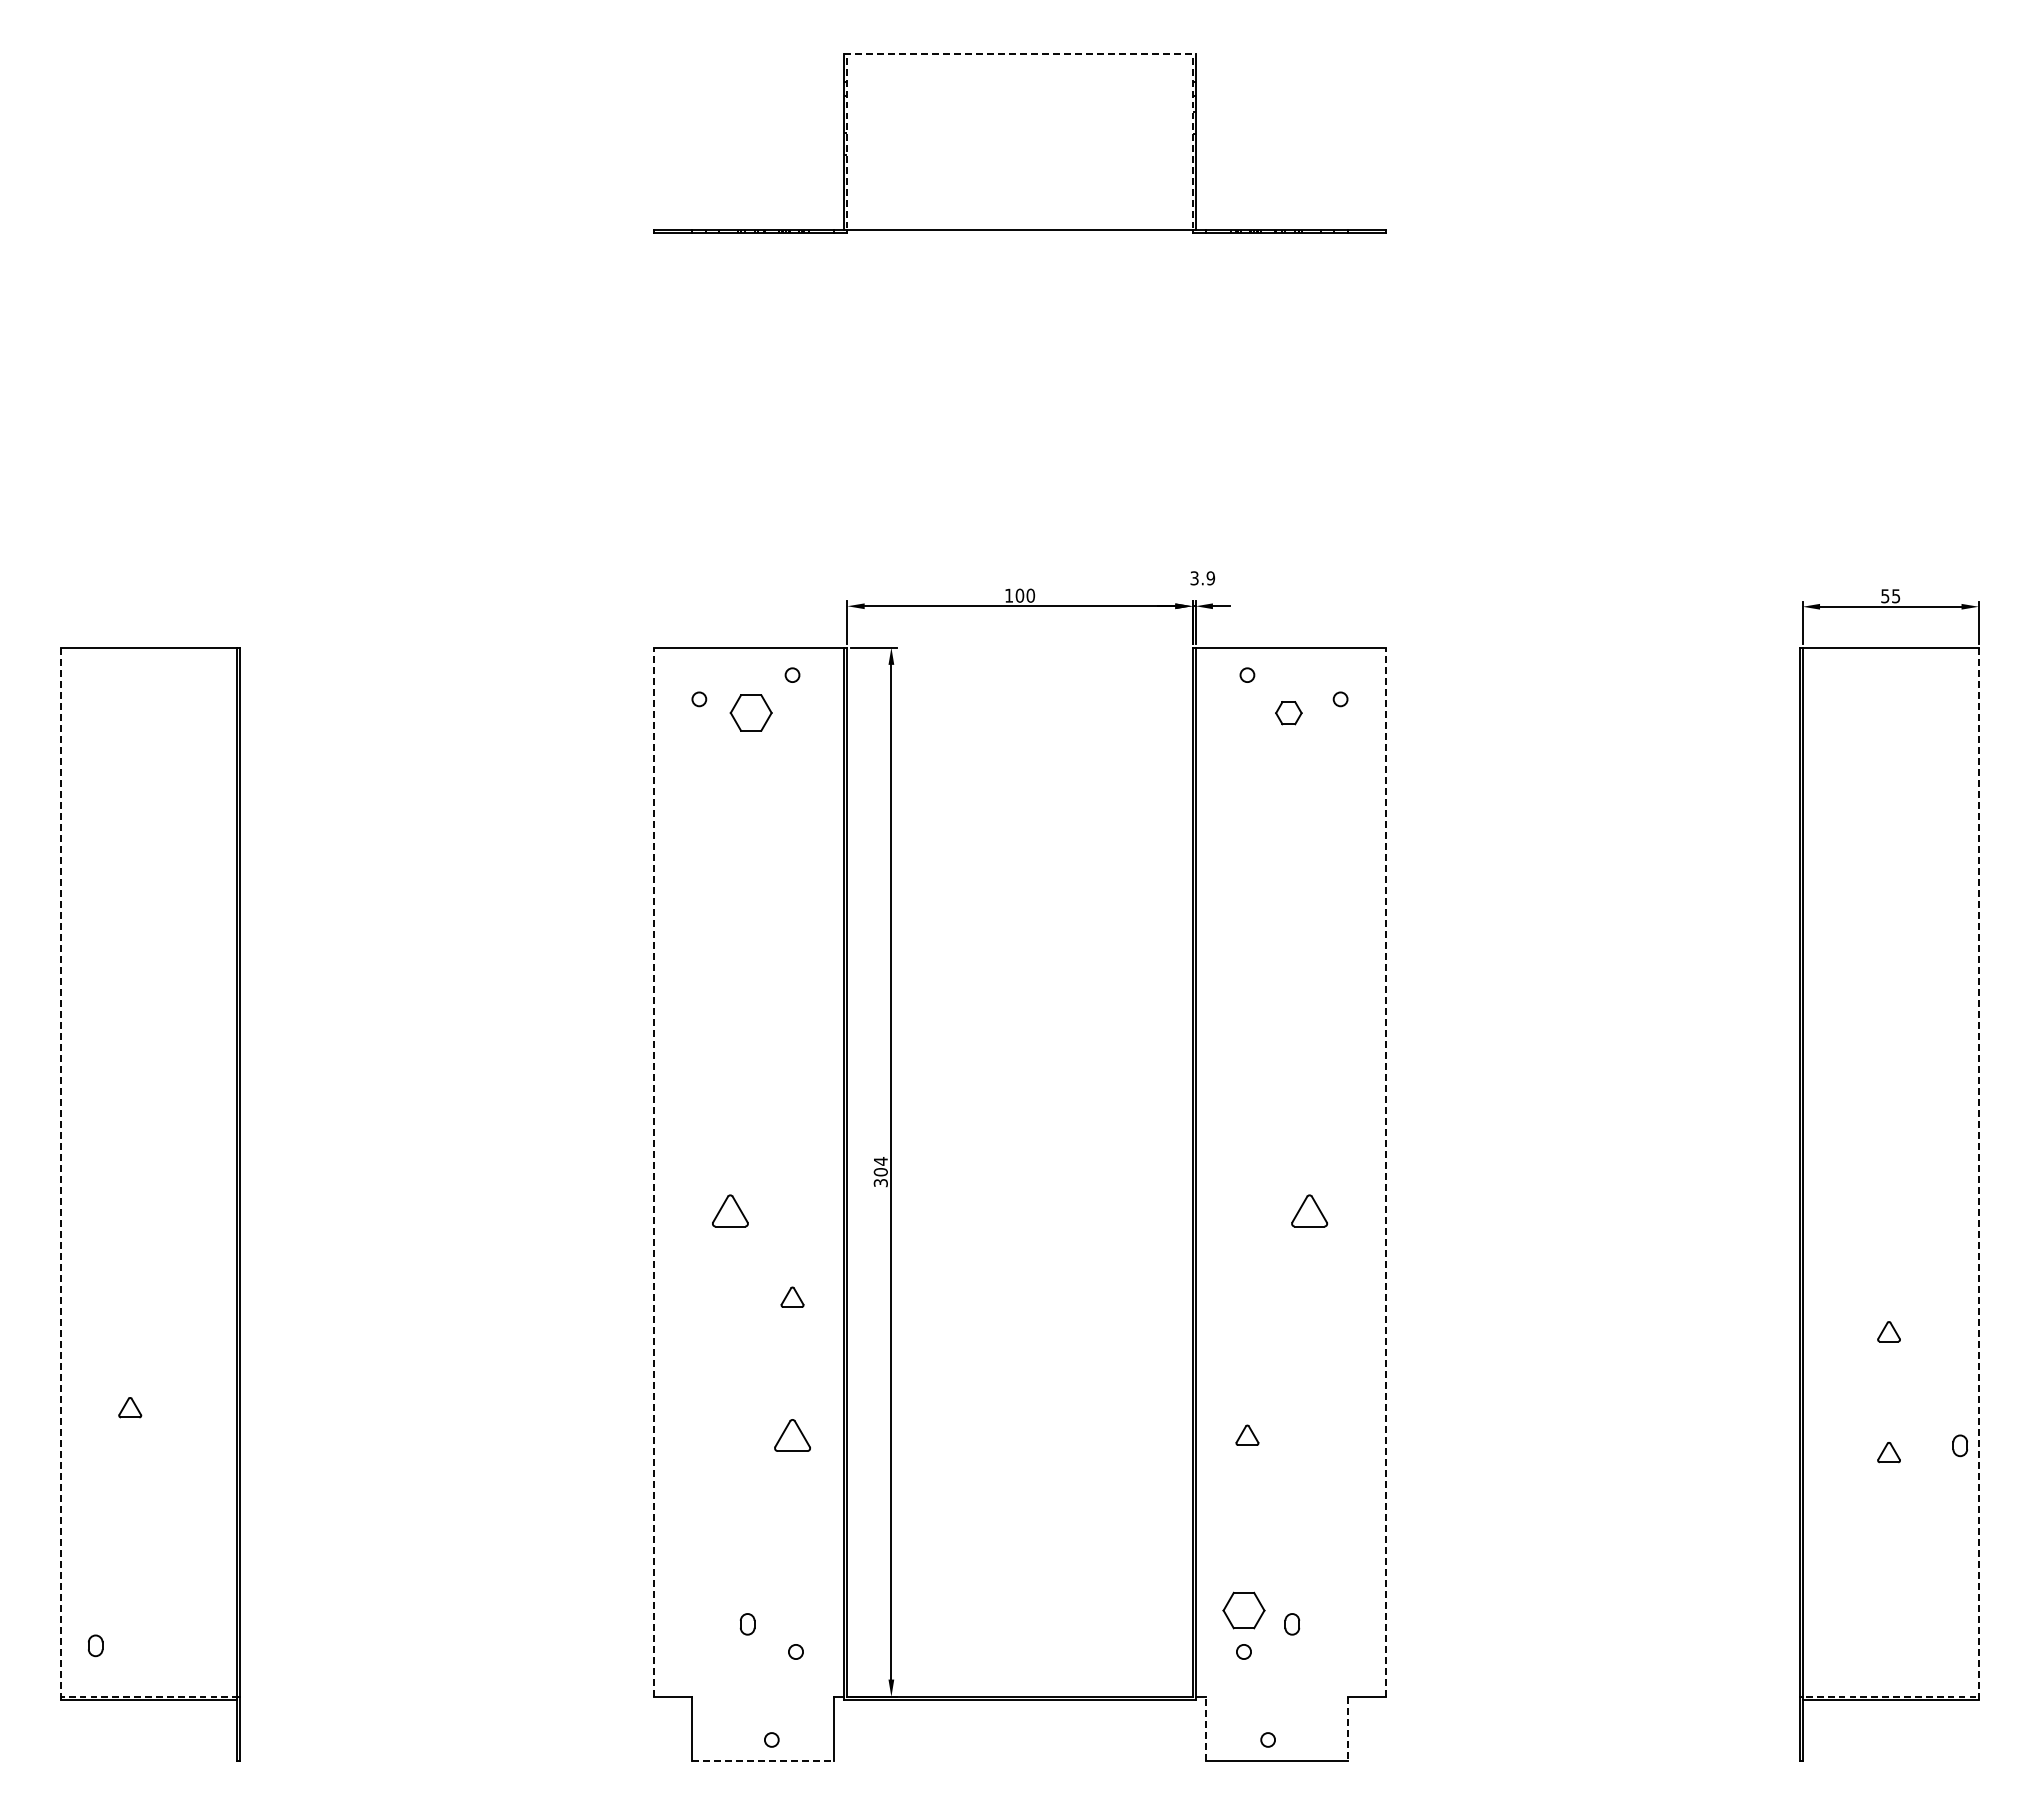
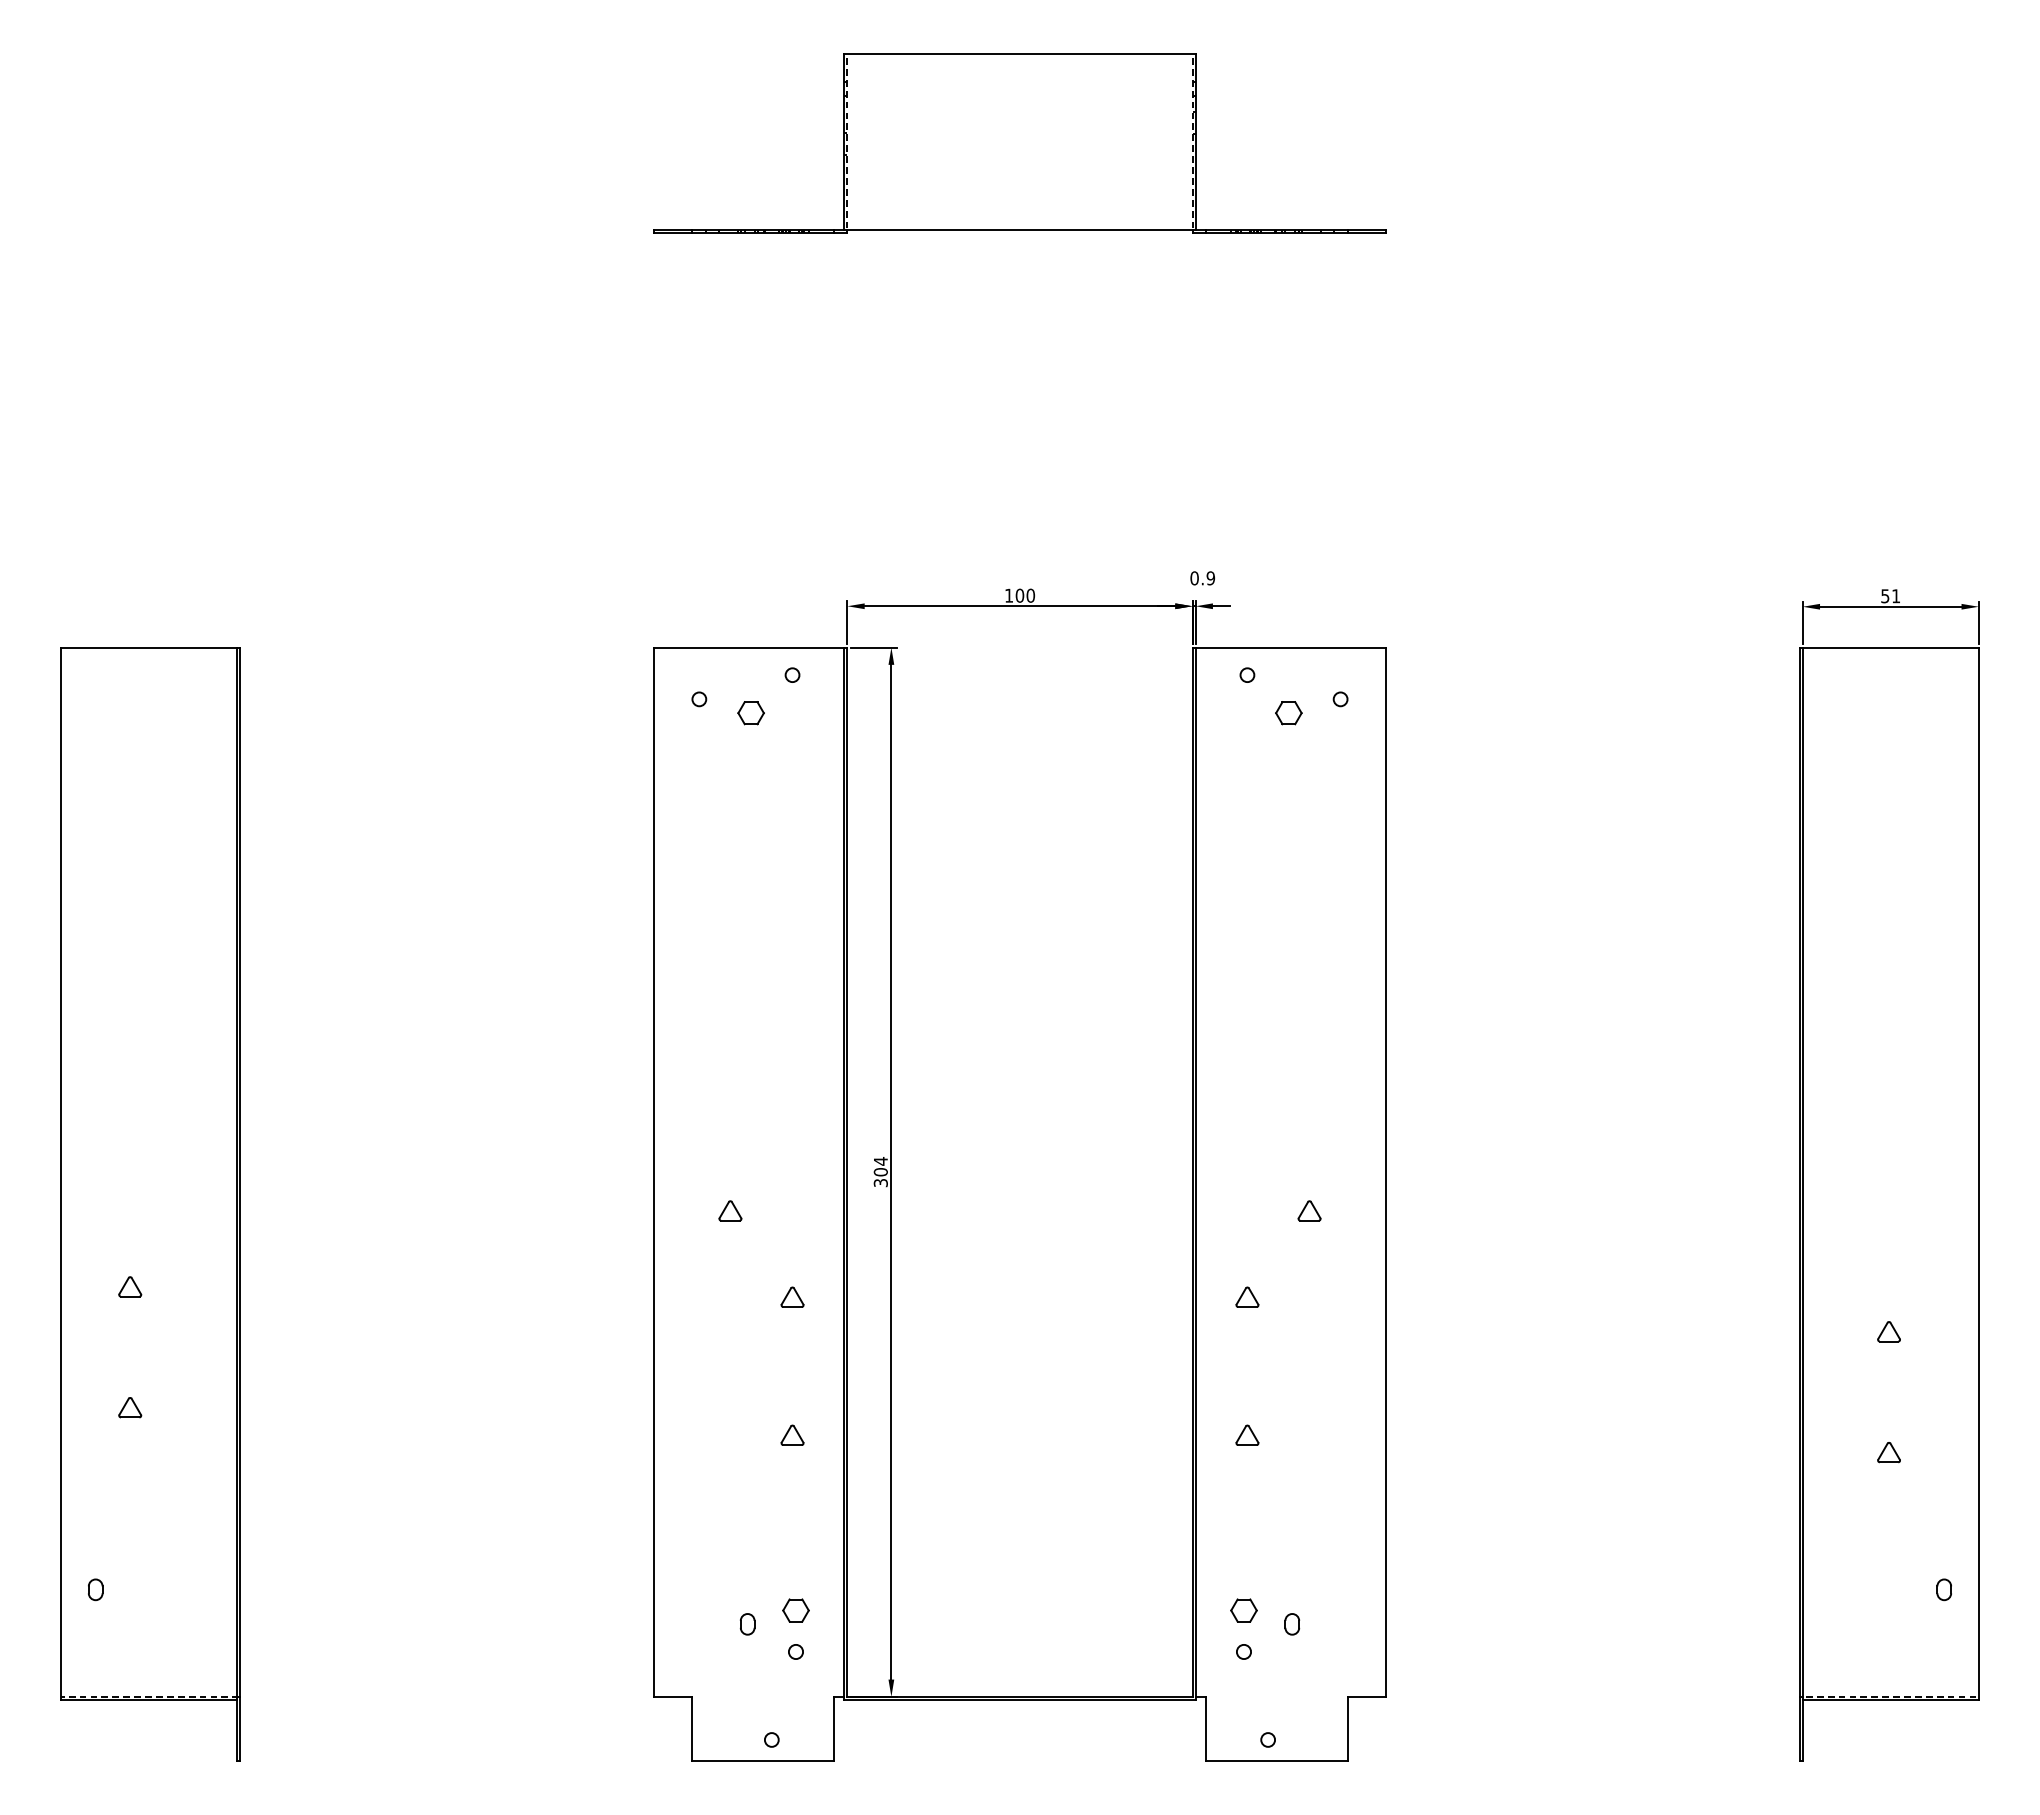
line: dashed -> solid (1019, 54)
text: 3.9 -> 0.9 (1194, 578)
text: 55 -> 51 (1896, 596)
part size: 44x38 px -> 28x25 px (750, 713)
line: dashed -> solid (654, 1172)
line: dashed -> solid (1385, 1172)
line: dashed -> solid (61, 1173)
line: dashed -> solid (1978, 1173)
part size: 37x34 px -> 25x22 px (730, 1210)
part size: 38x34 px -> 25x22 px (1309, 1210)
part: none -> present (130, 1286)
part: none -> present (1247, 1296)
part size: 37x33 px -> 25x22 px (792, 1434)
part position: (1959, 1445) -> (1943, 1589) (1943, 1589)
part: none -> present (795, 1610)
part size: 44x39 px -> 28x25 px (1243, 1610)
part position: (95, 1645) -> (95, 1589) (95, 1589)
line: dashed -> solid (1206, 1728)
line: dashed -> solid (1347, 1728)
line: dashed -> solid (763, 1760)
